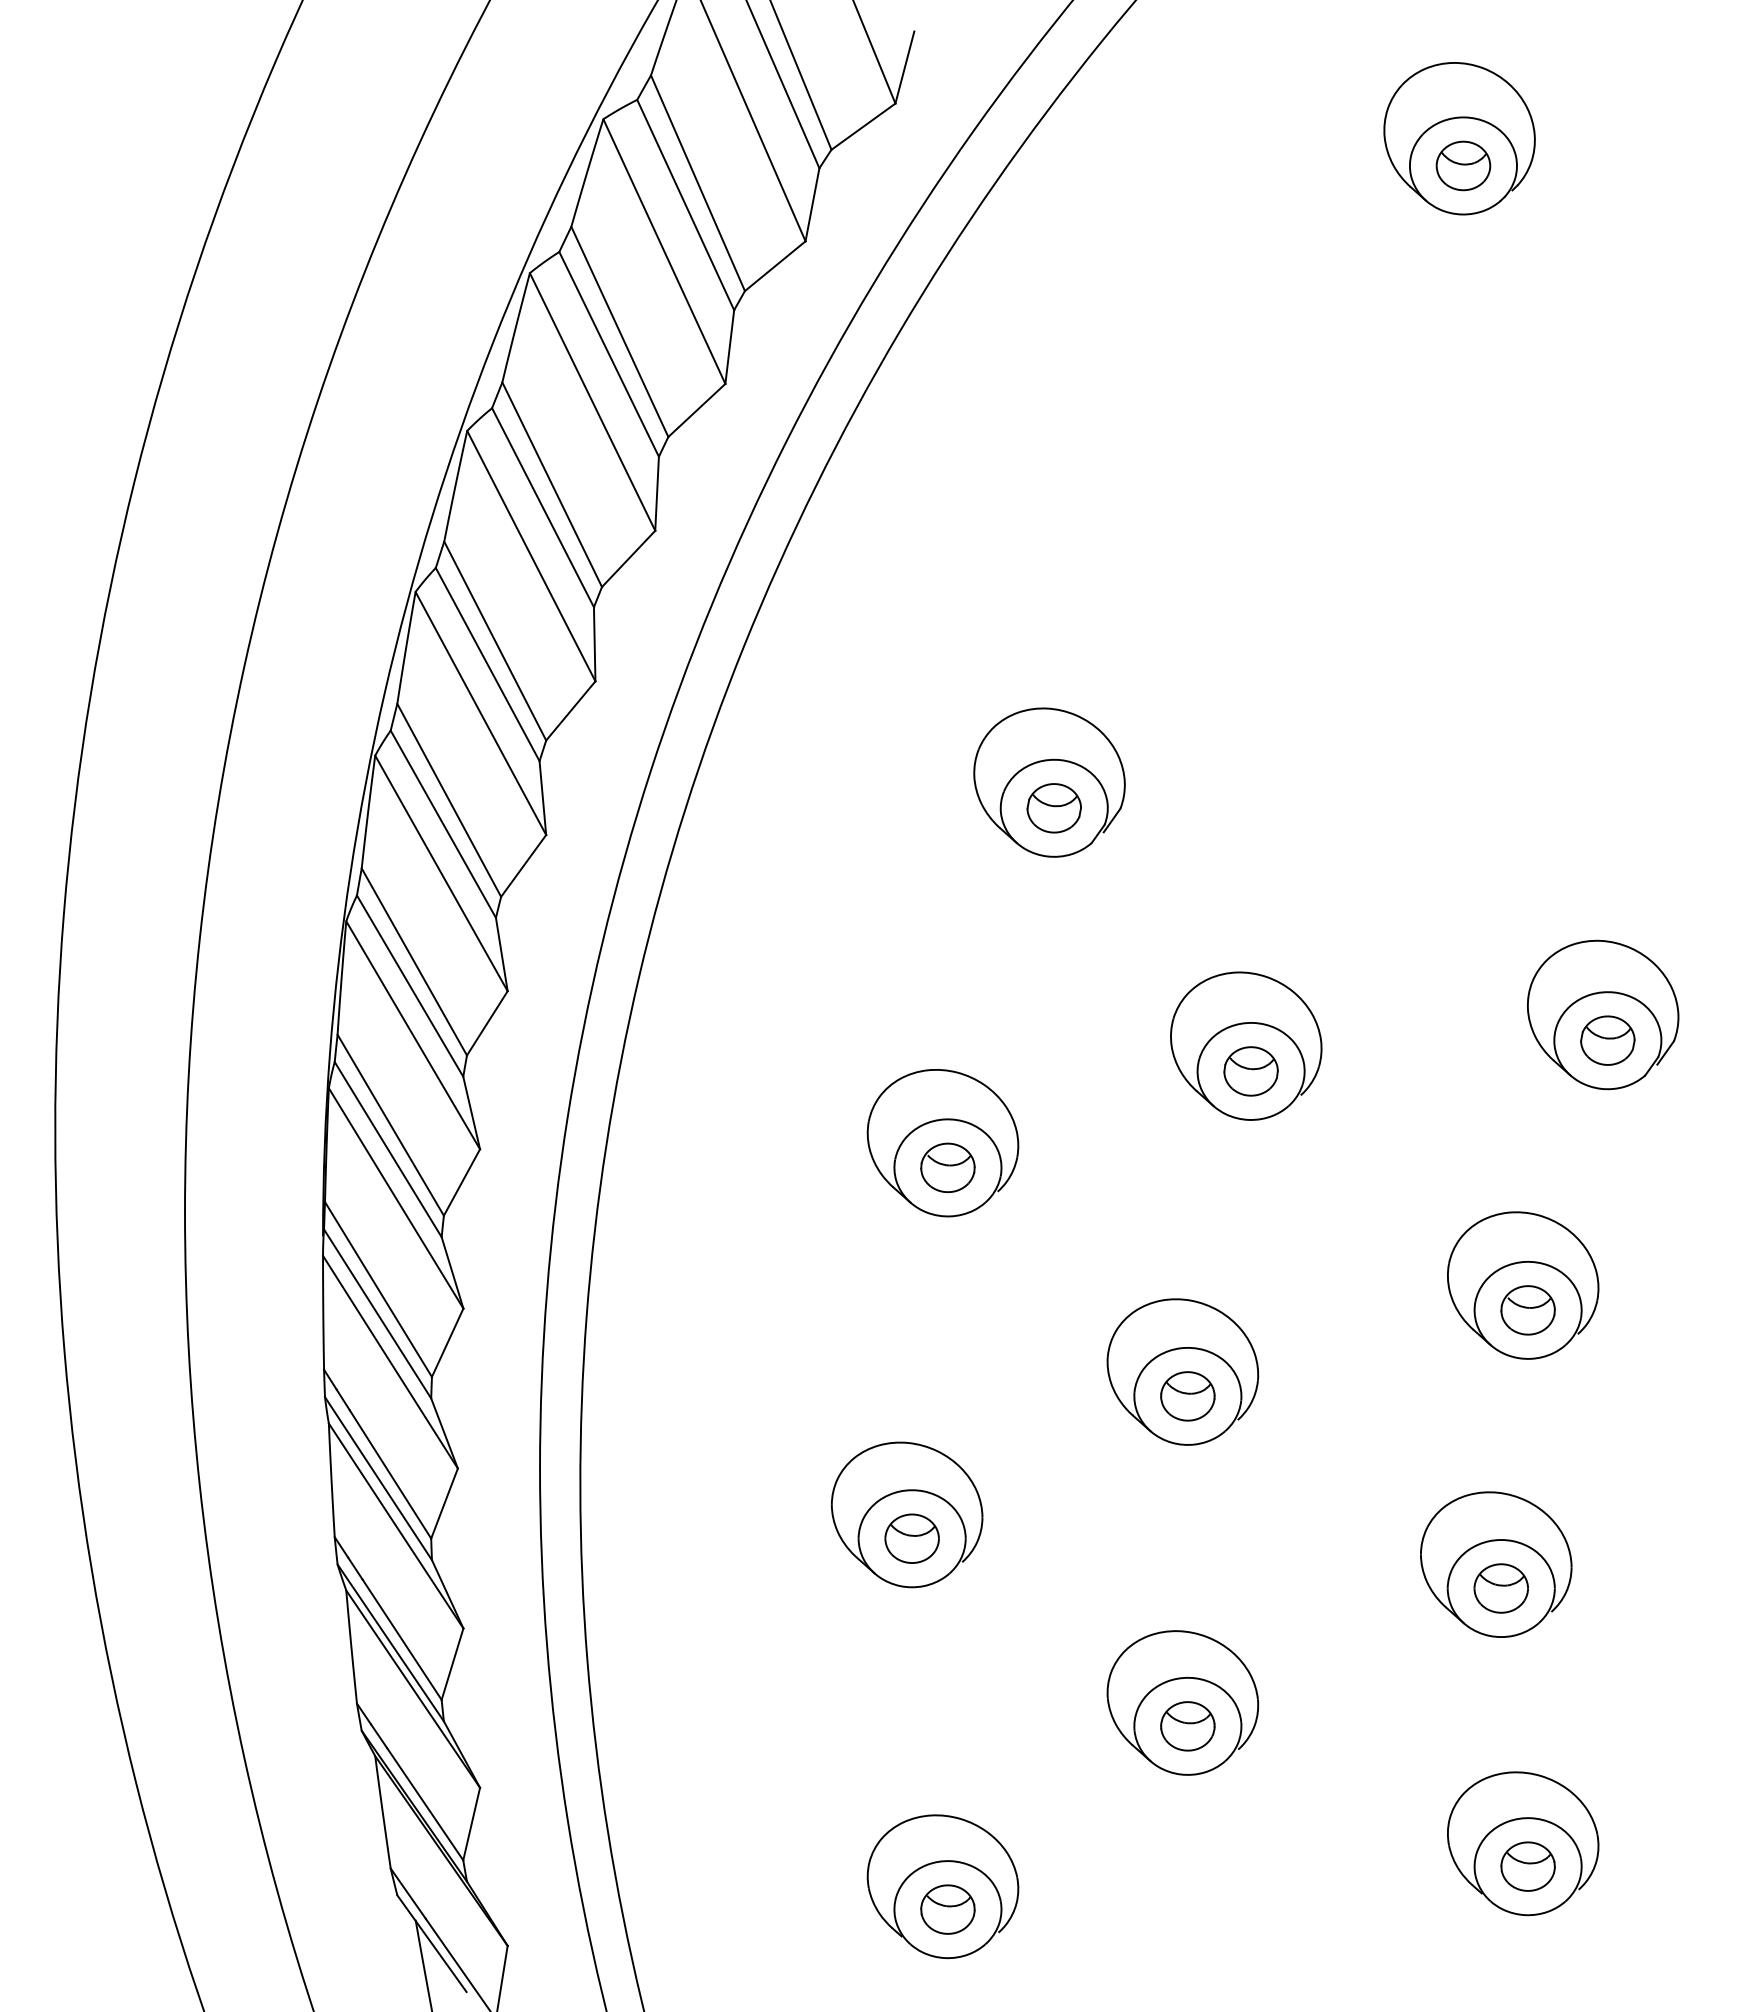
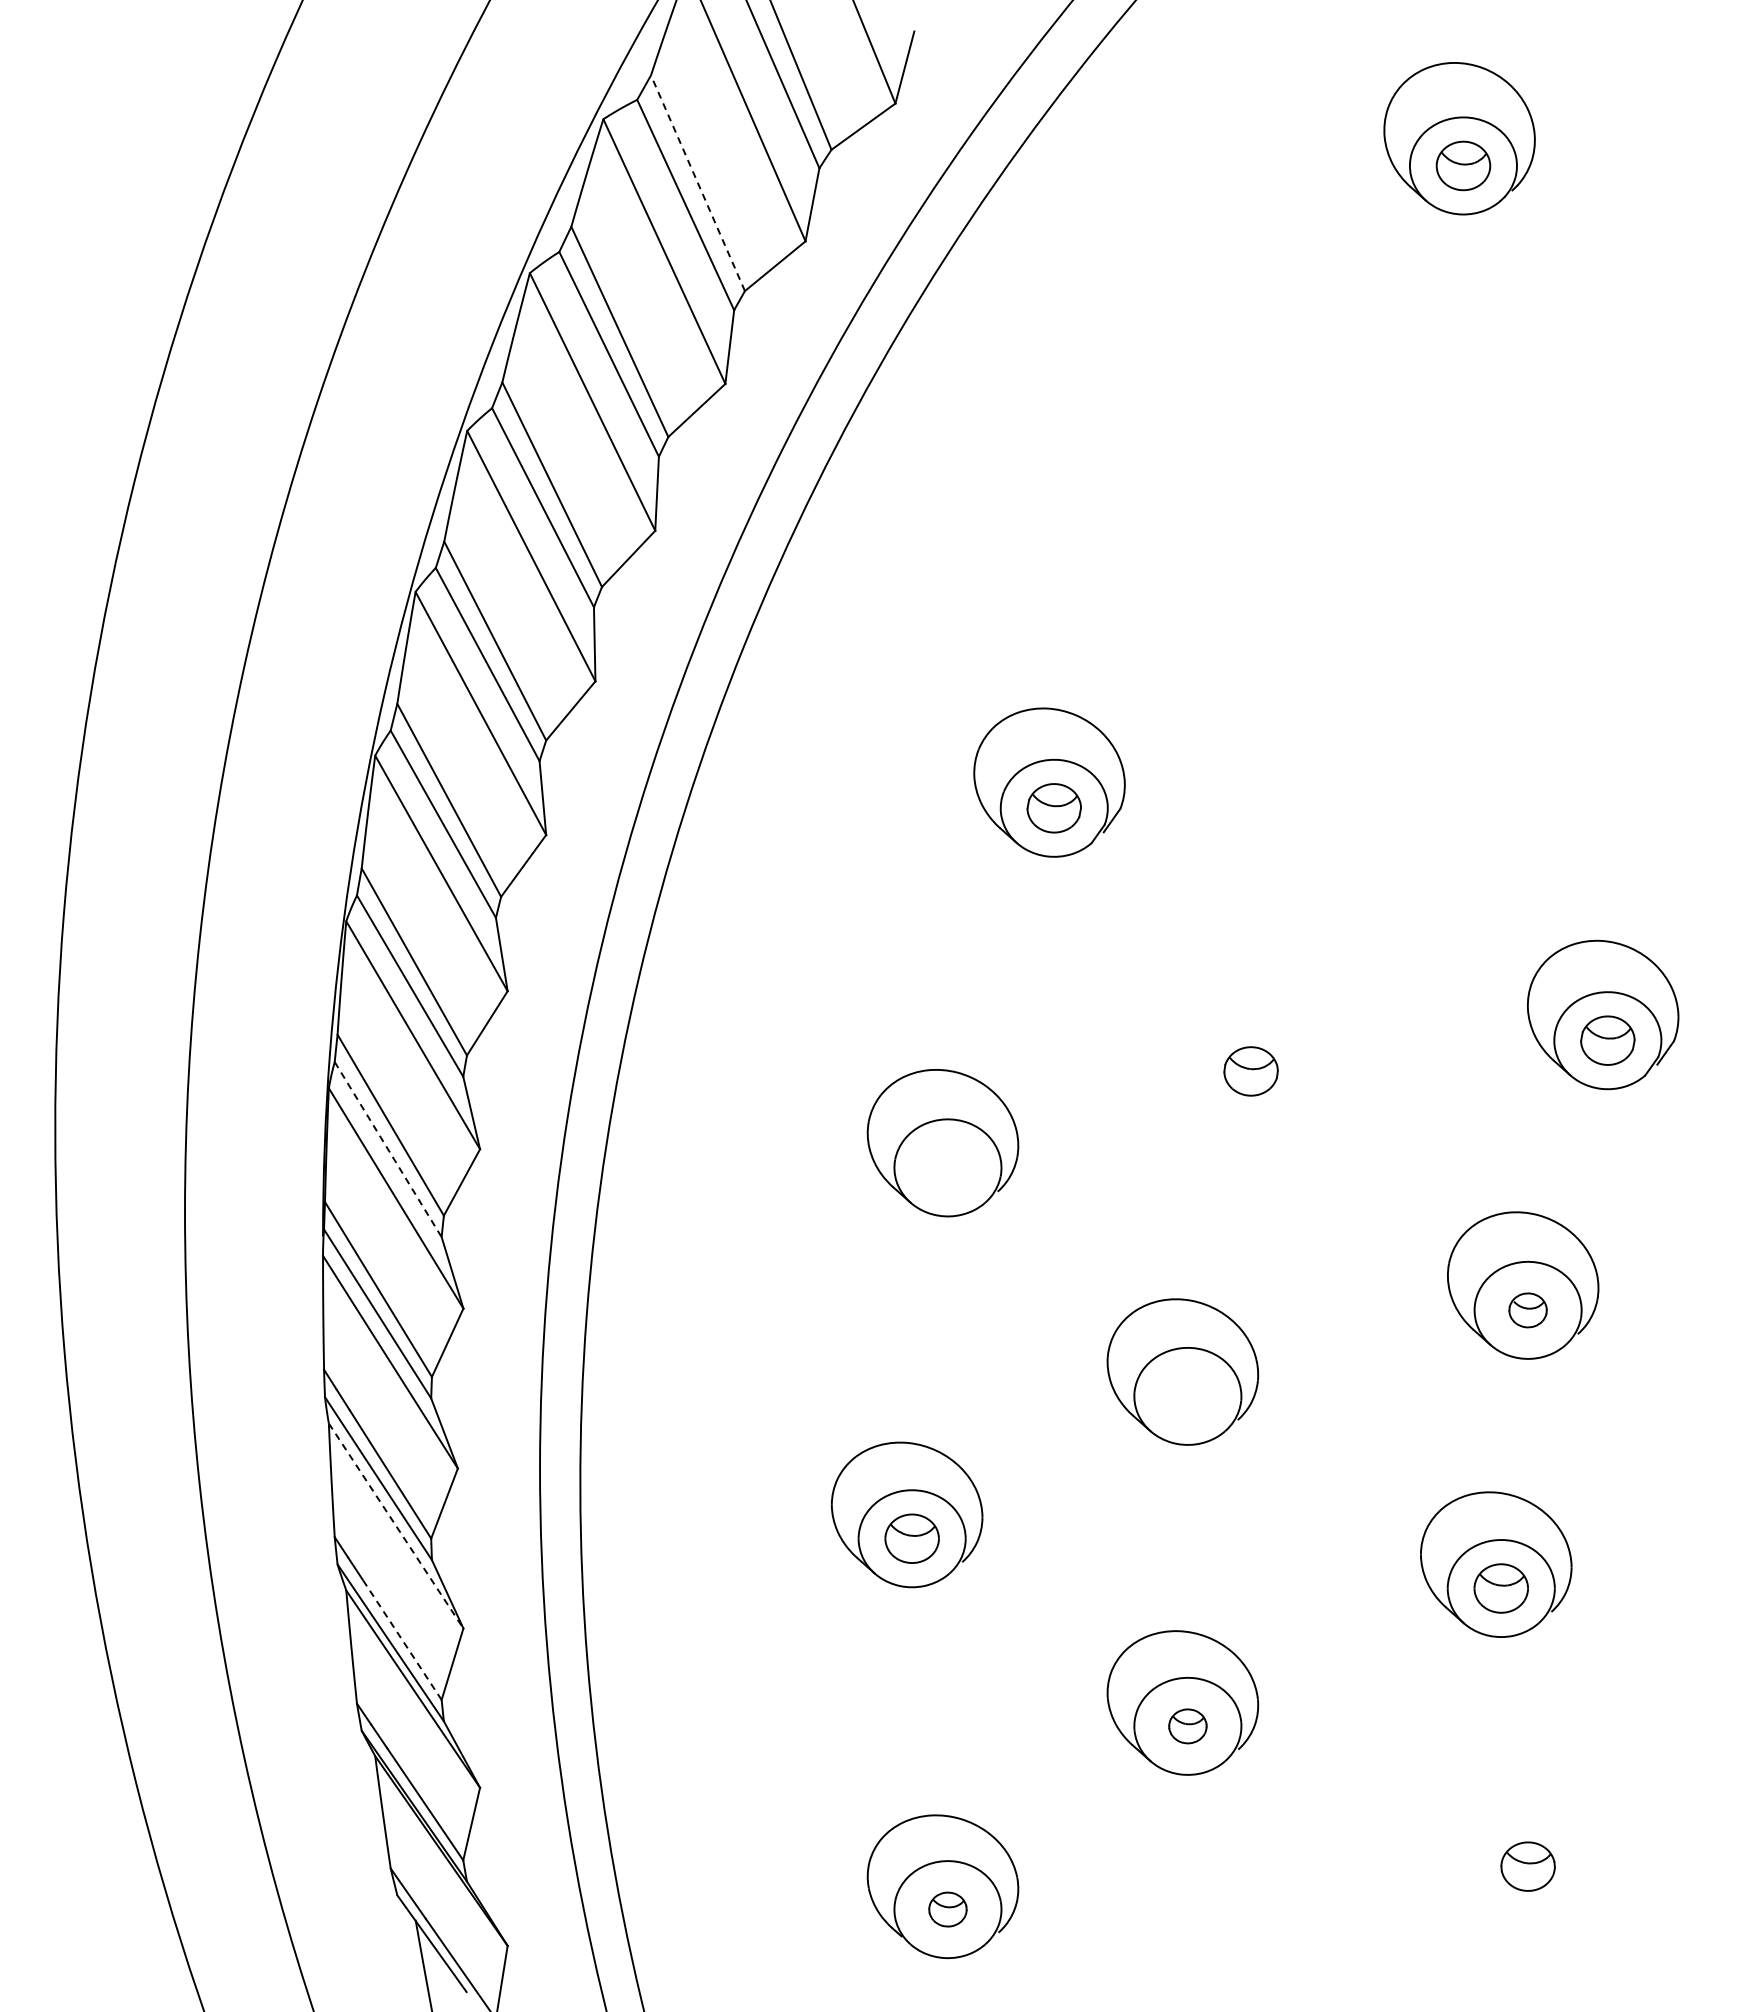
line: solid -> dashed (697, 183)
part: present -> none (1246, 1045)
line: solid -> dashed (388, 1149)
part: present -> none (947, 1167)
part size: 56x51 px -> 40x37 px (1527, 1310)
part: present -> none (1187, 1396)
line: solid -> dashed (396, 1526)
line: solid -> dashed (402, 1639)
part size: 56x51 px -> 40x37 px (1187, 1726)
part: present -> none (1523, 1843)
part size: 56x51 px -> 40x37 px (947, 1909)
